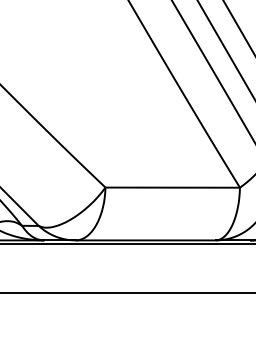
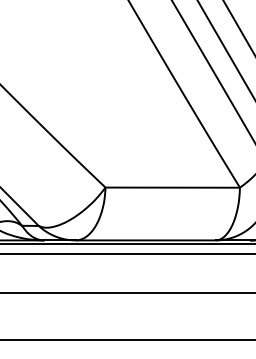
line: none -> present (127, 253)
line: none -> present (127, 340)
